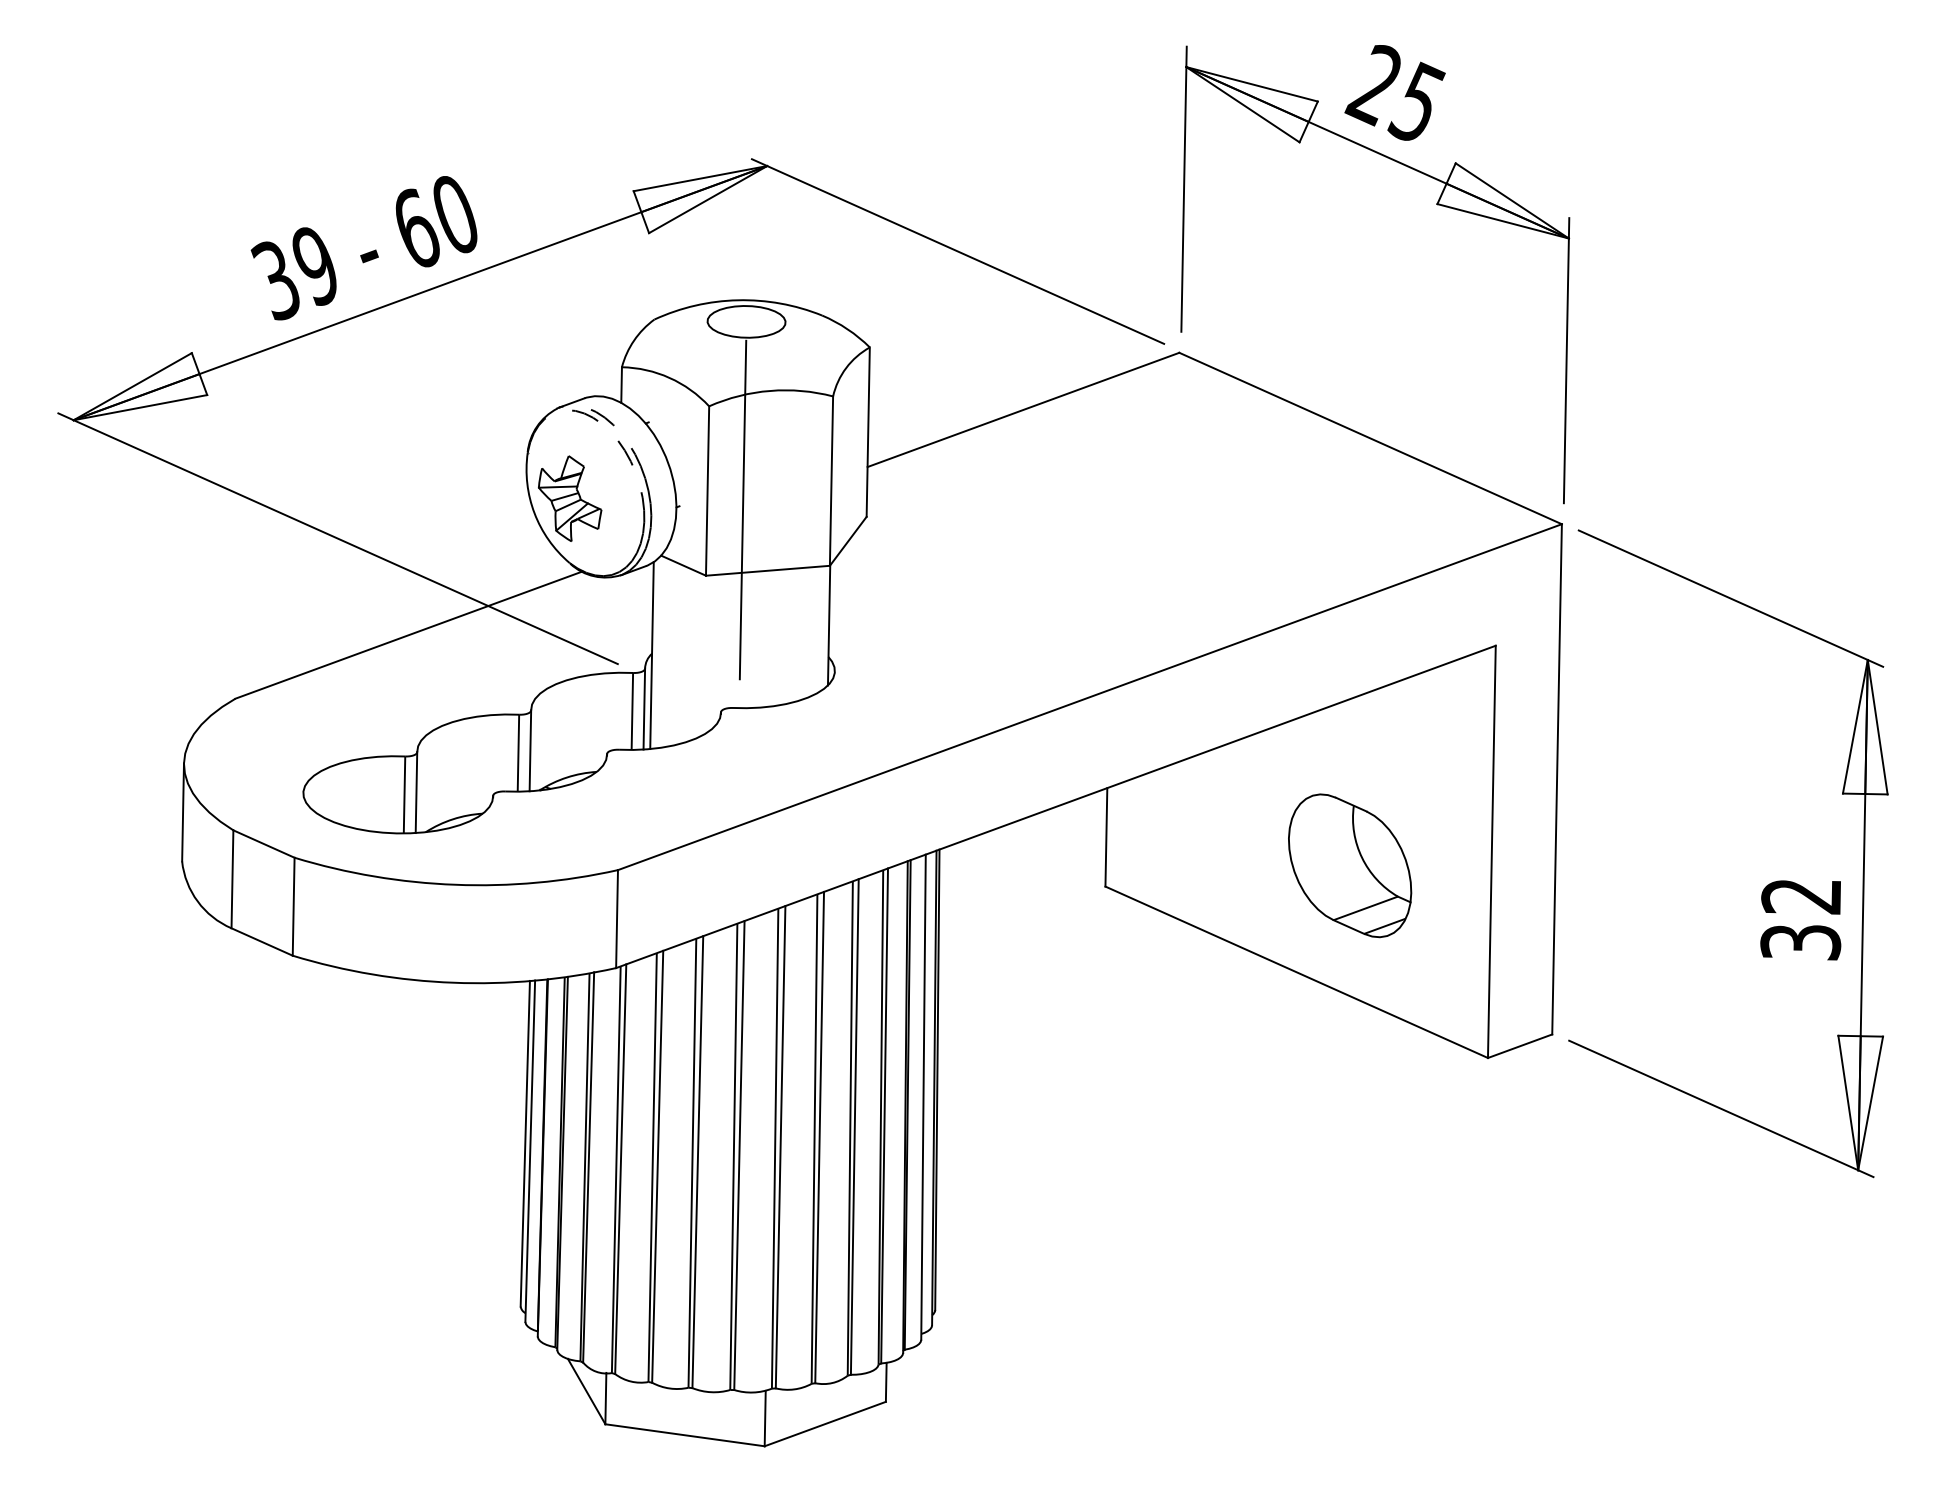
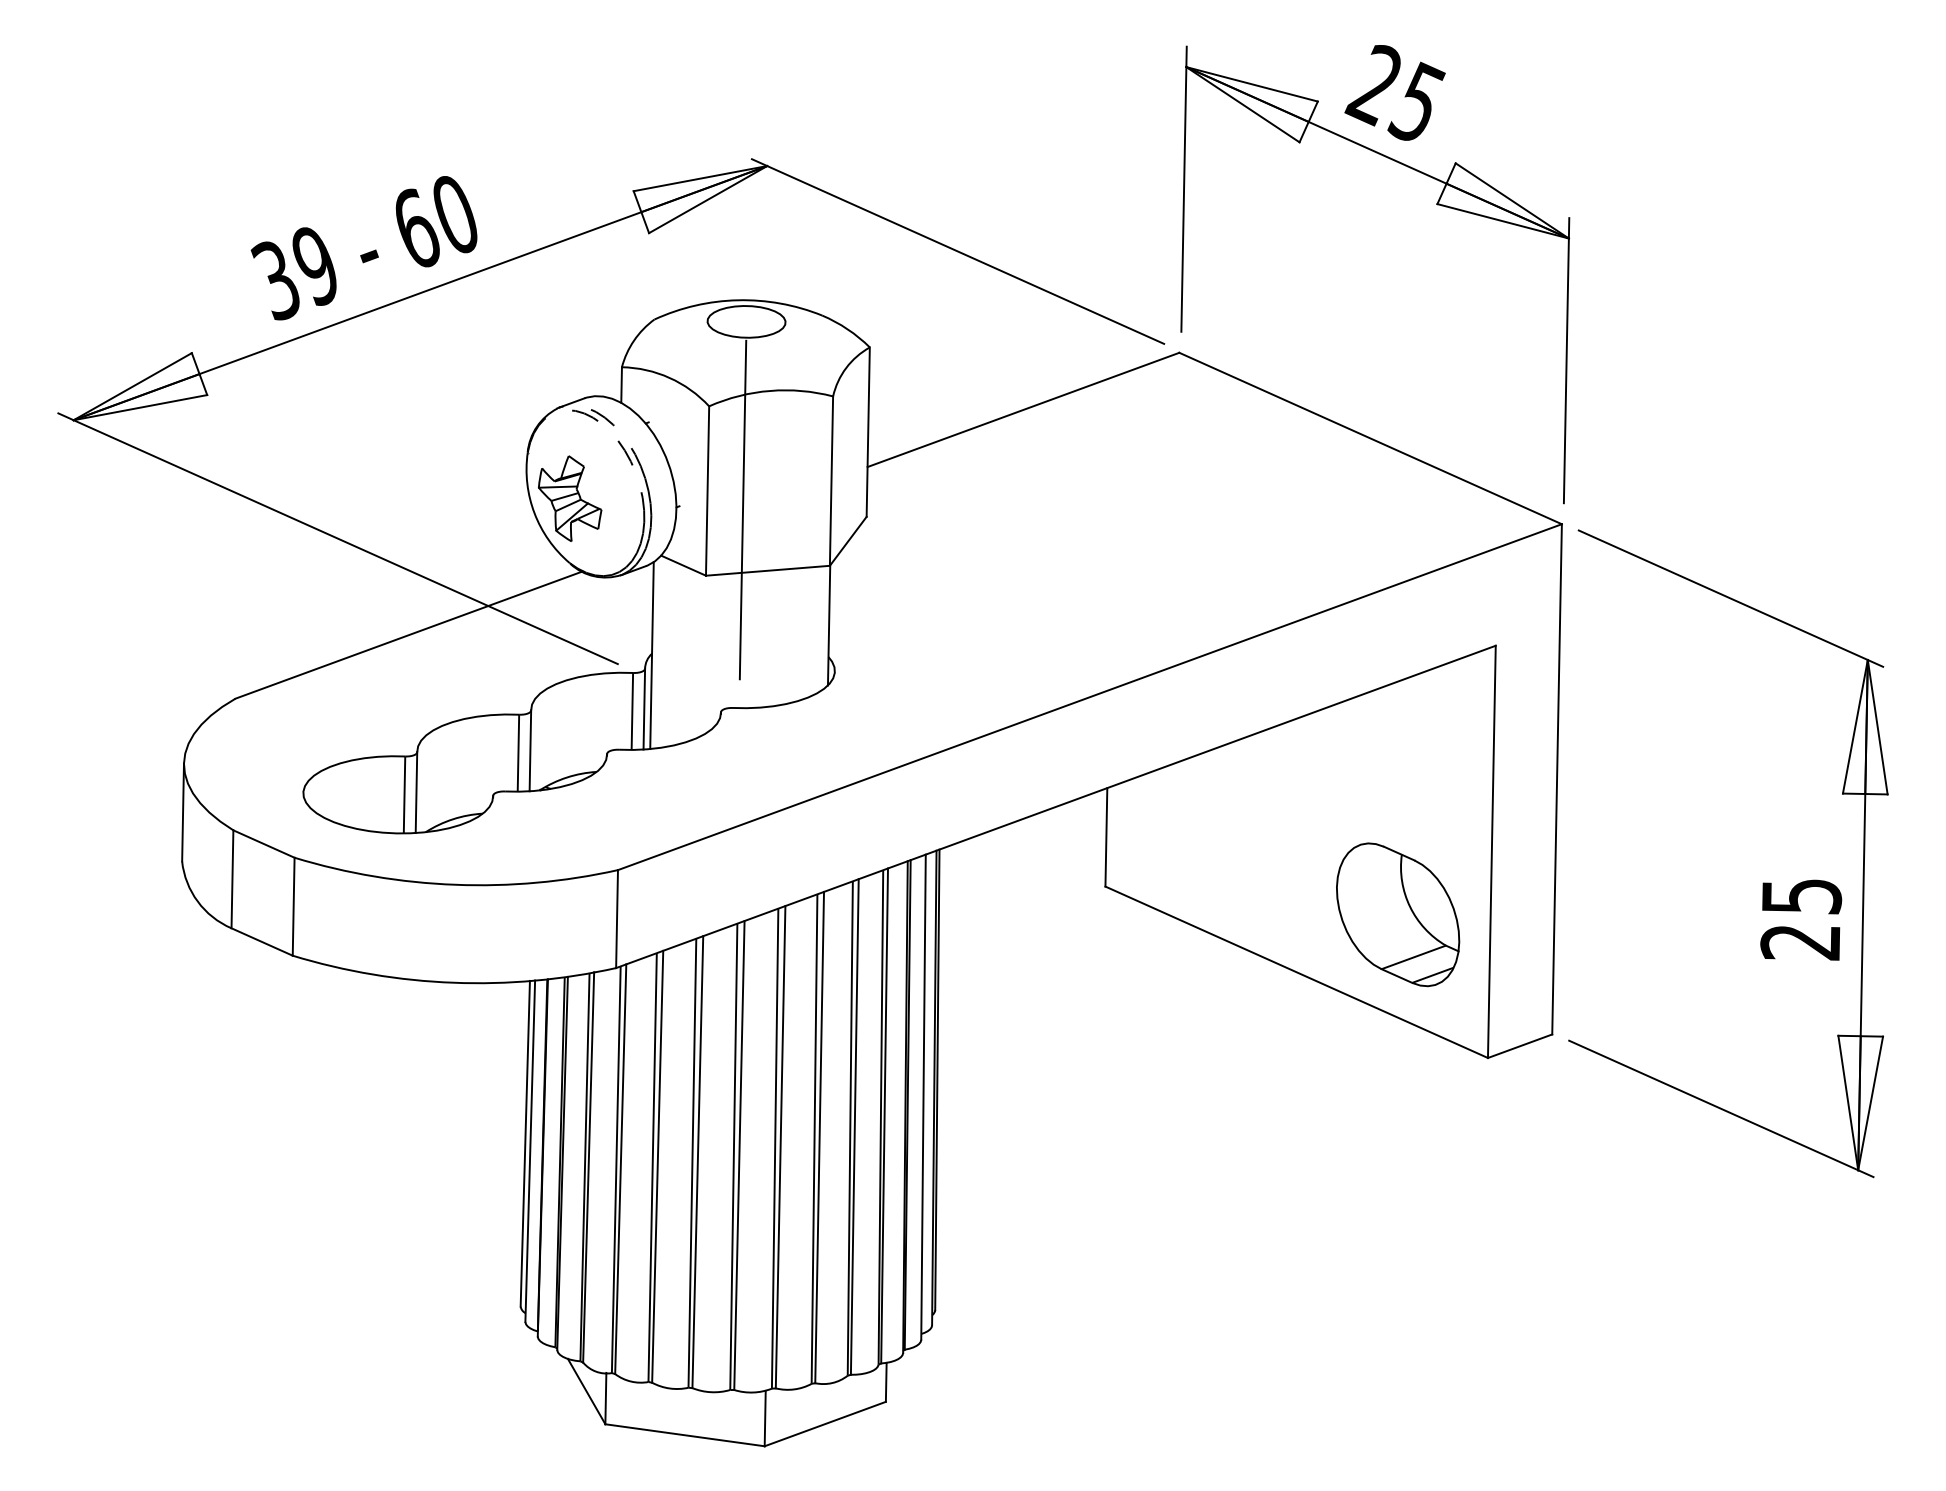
part position: (1350, 865) -> (1398, 914) (1398, 914)
text: 32 -> 25 (1801, 919)
